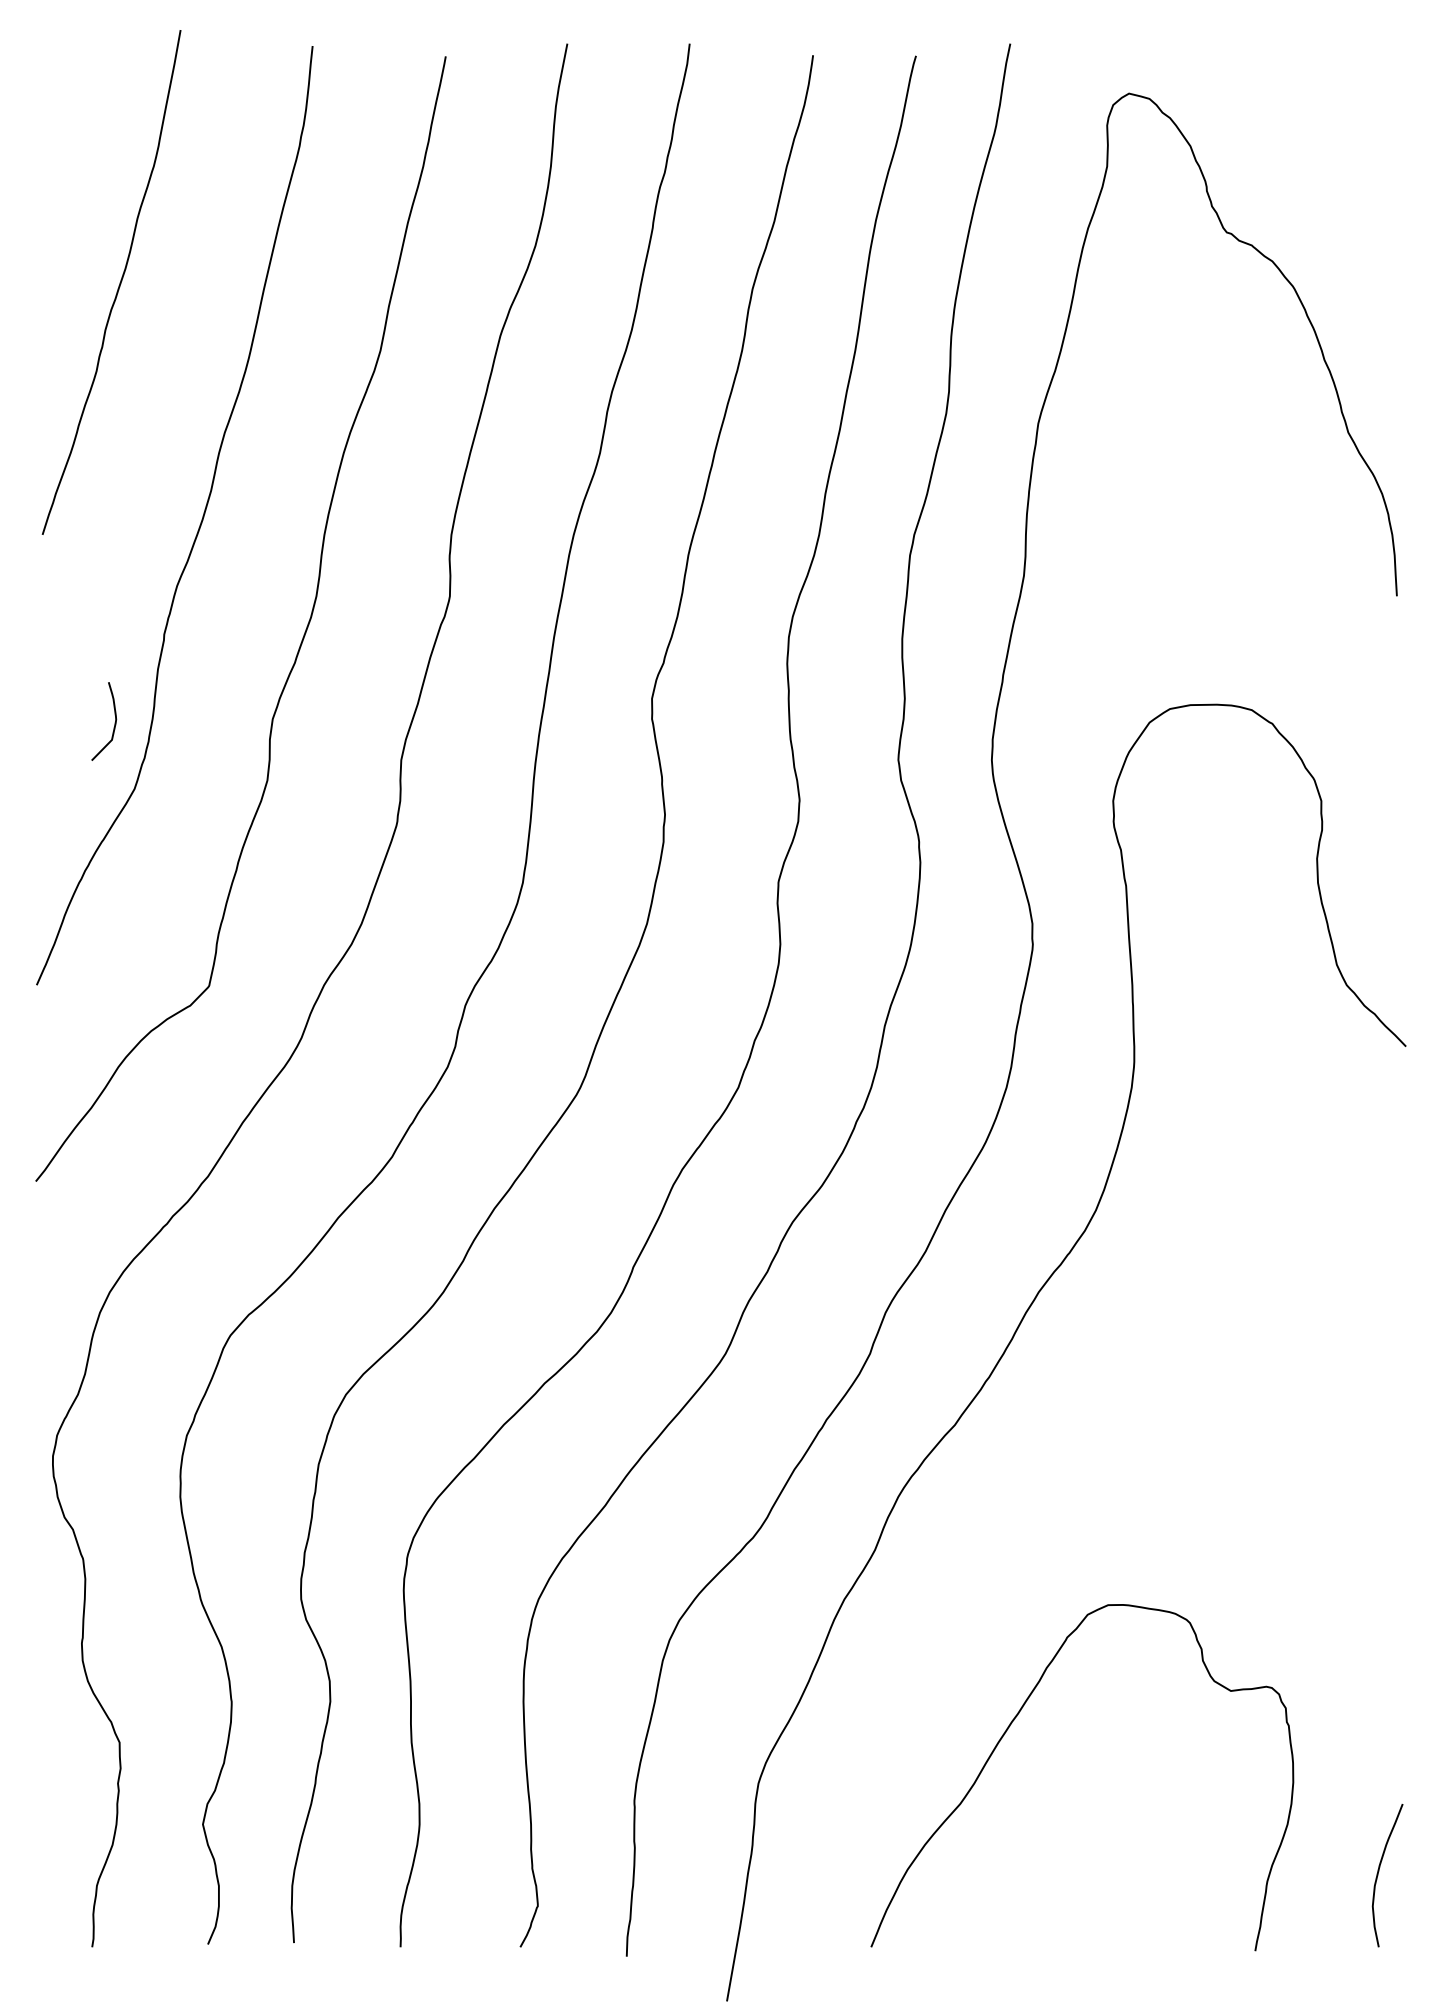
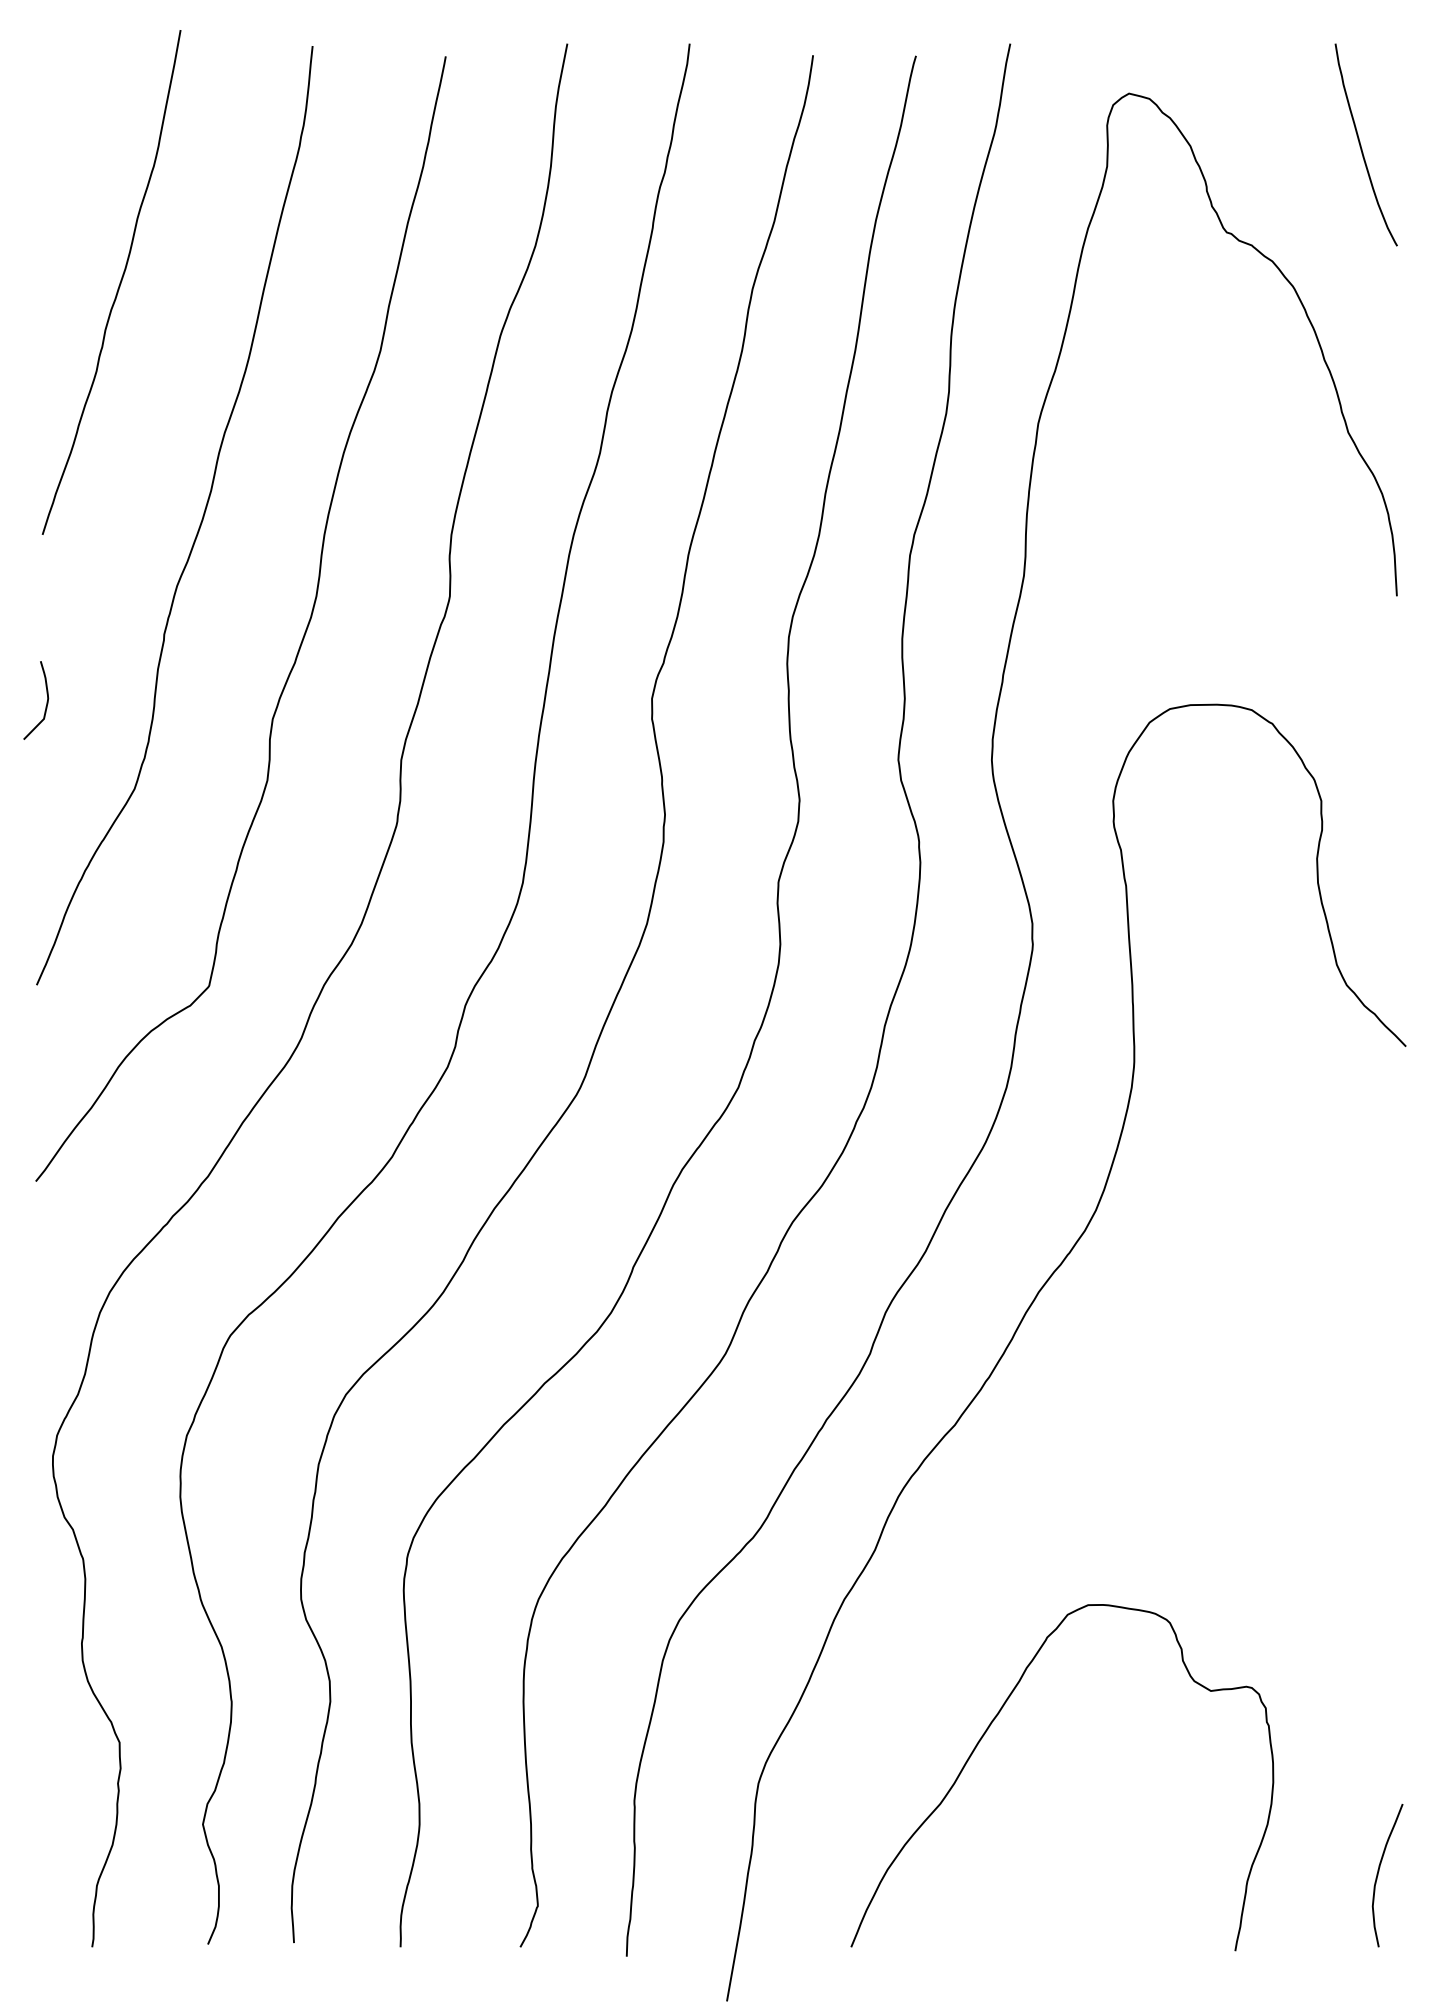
curve: none -> present (1361, 145)
curve position: (114, 722) -> (46, 701) (46, 701)
curve position: (1008, 1729) -> (988, 1729) (988, 1729)
